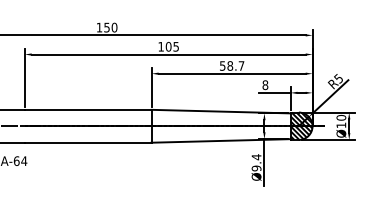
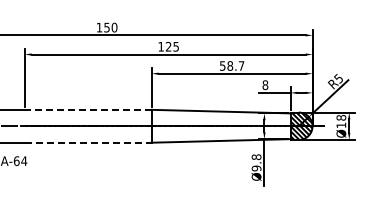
text: 105 -> 125 (168, 46)
line: solid -> dashed (87, 109)
text: Ø10 -> Ø18 (340, 117)
line: solid -> dashed (88, 142)
text: Ø9.4 -> Ø9.8 (256, 157)
